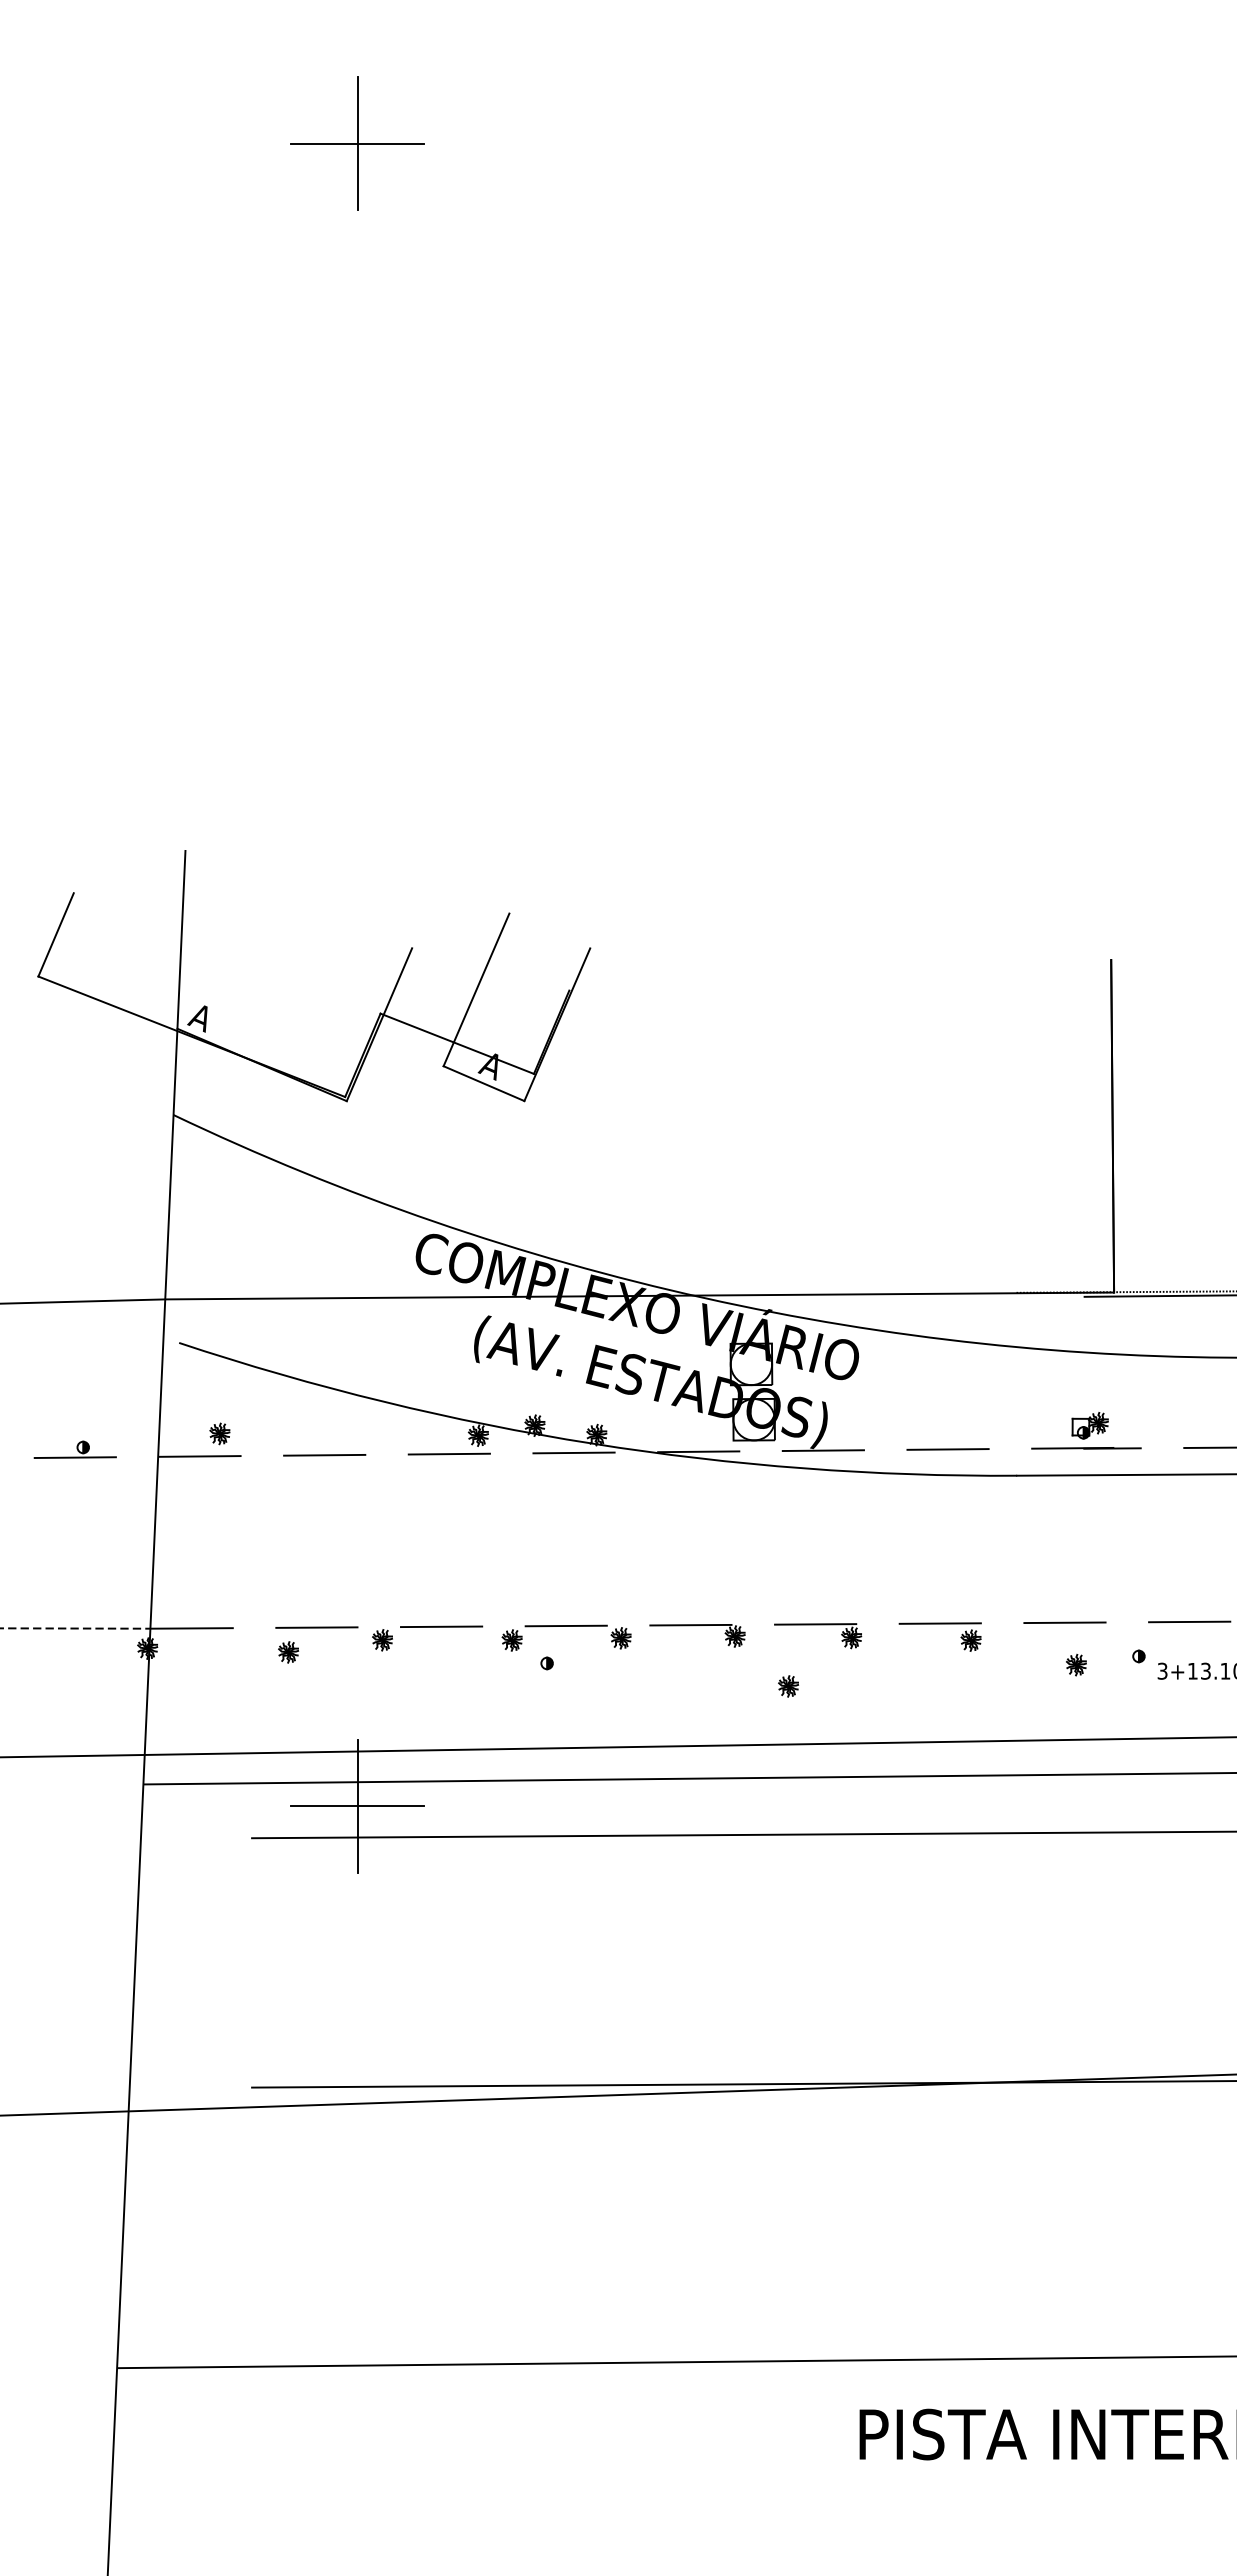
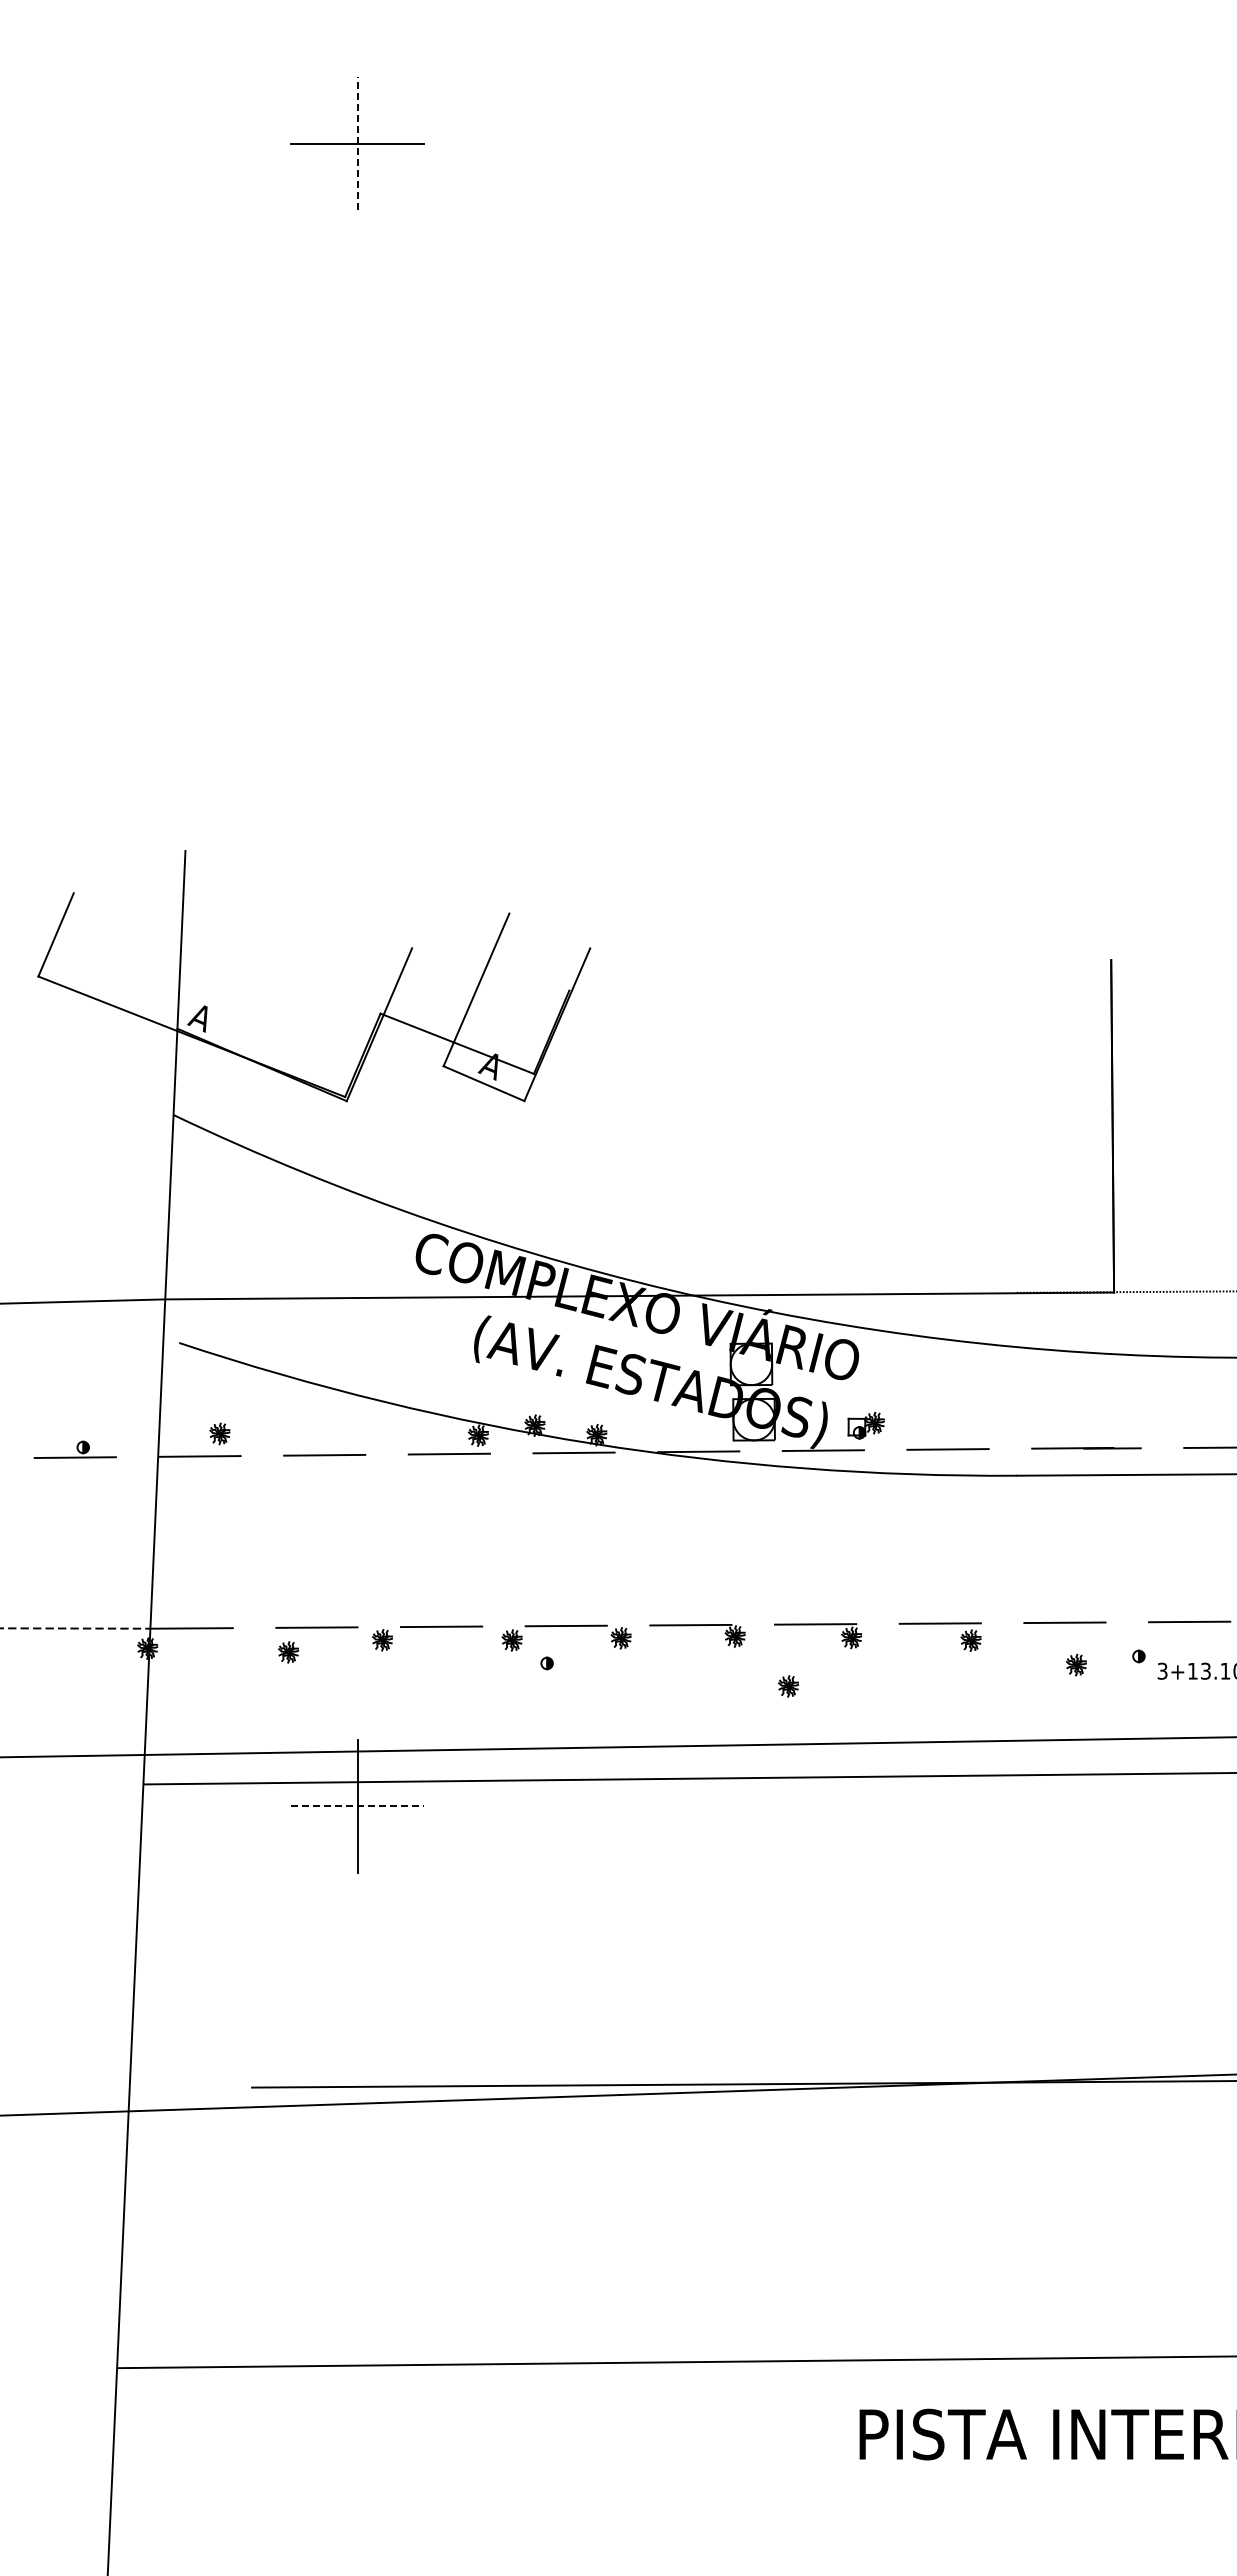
line: solid -> dashed (357, 143)
line: present -> none (1158, 1295)
part position: (1089, 1425) -> (865, 1425) (865, 1425)
line: solid -> dashed (358, 1806)
line: present -> none (742, 1834)
